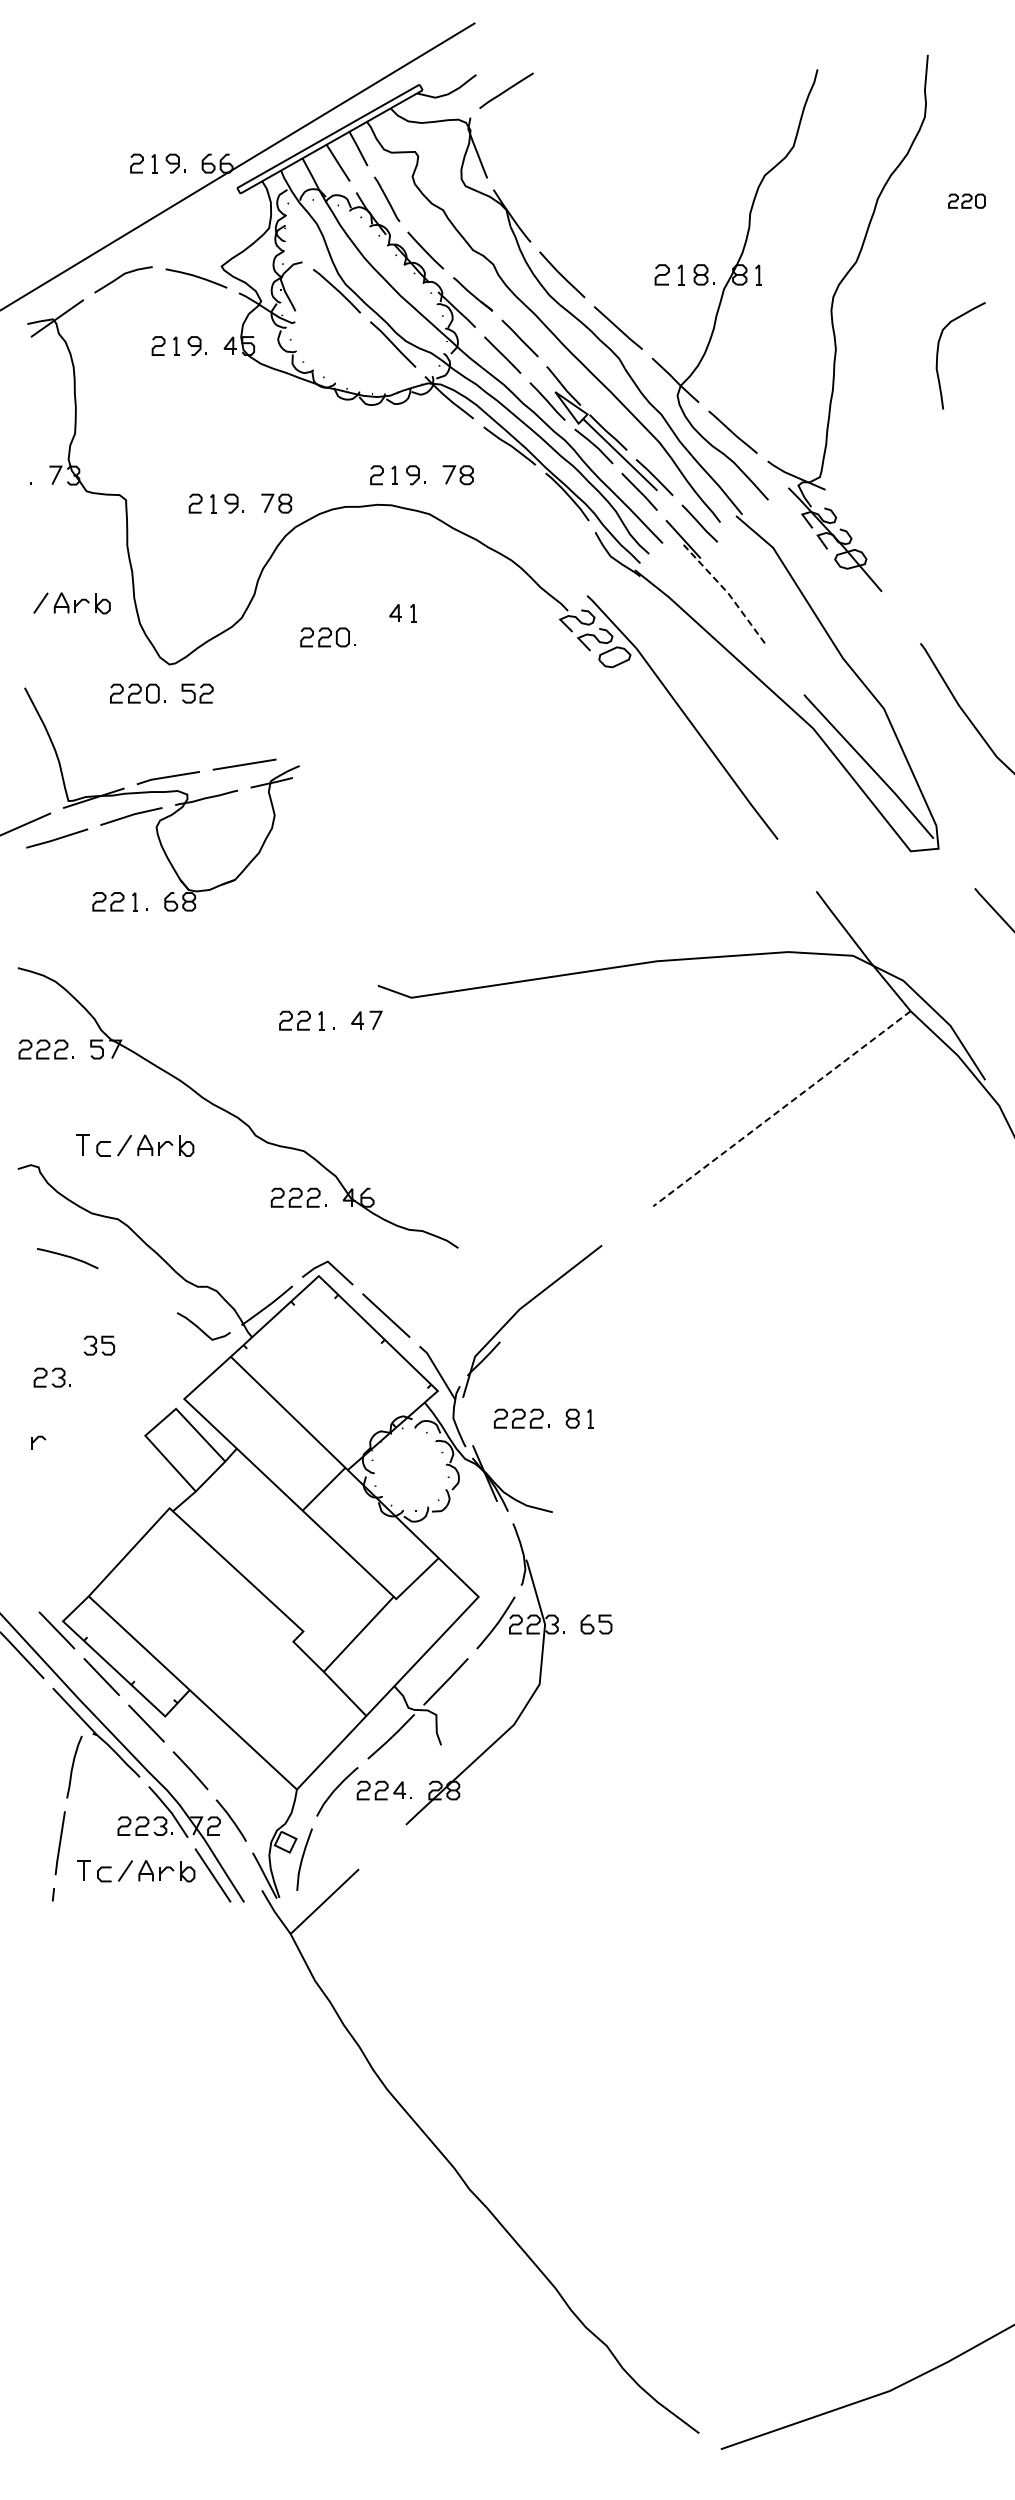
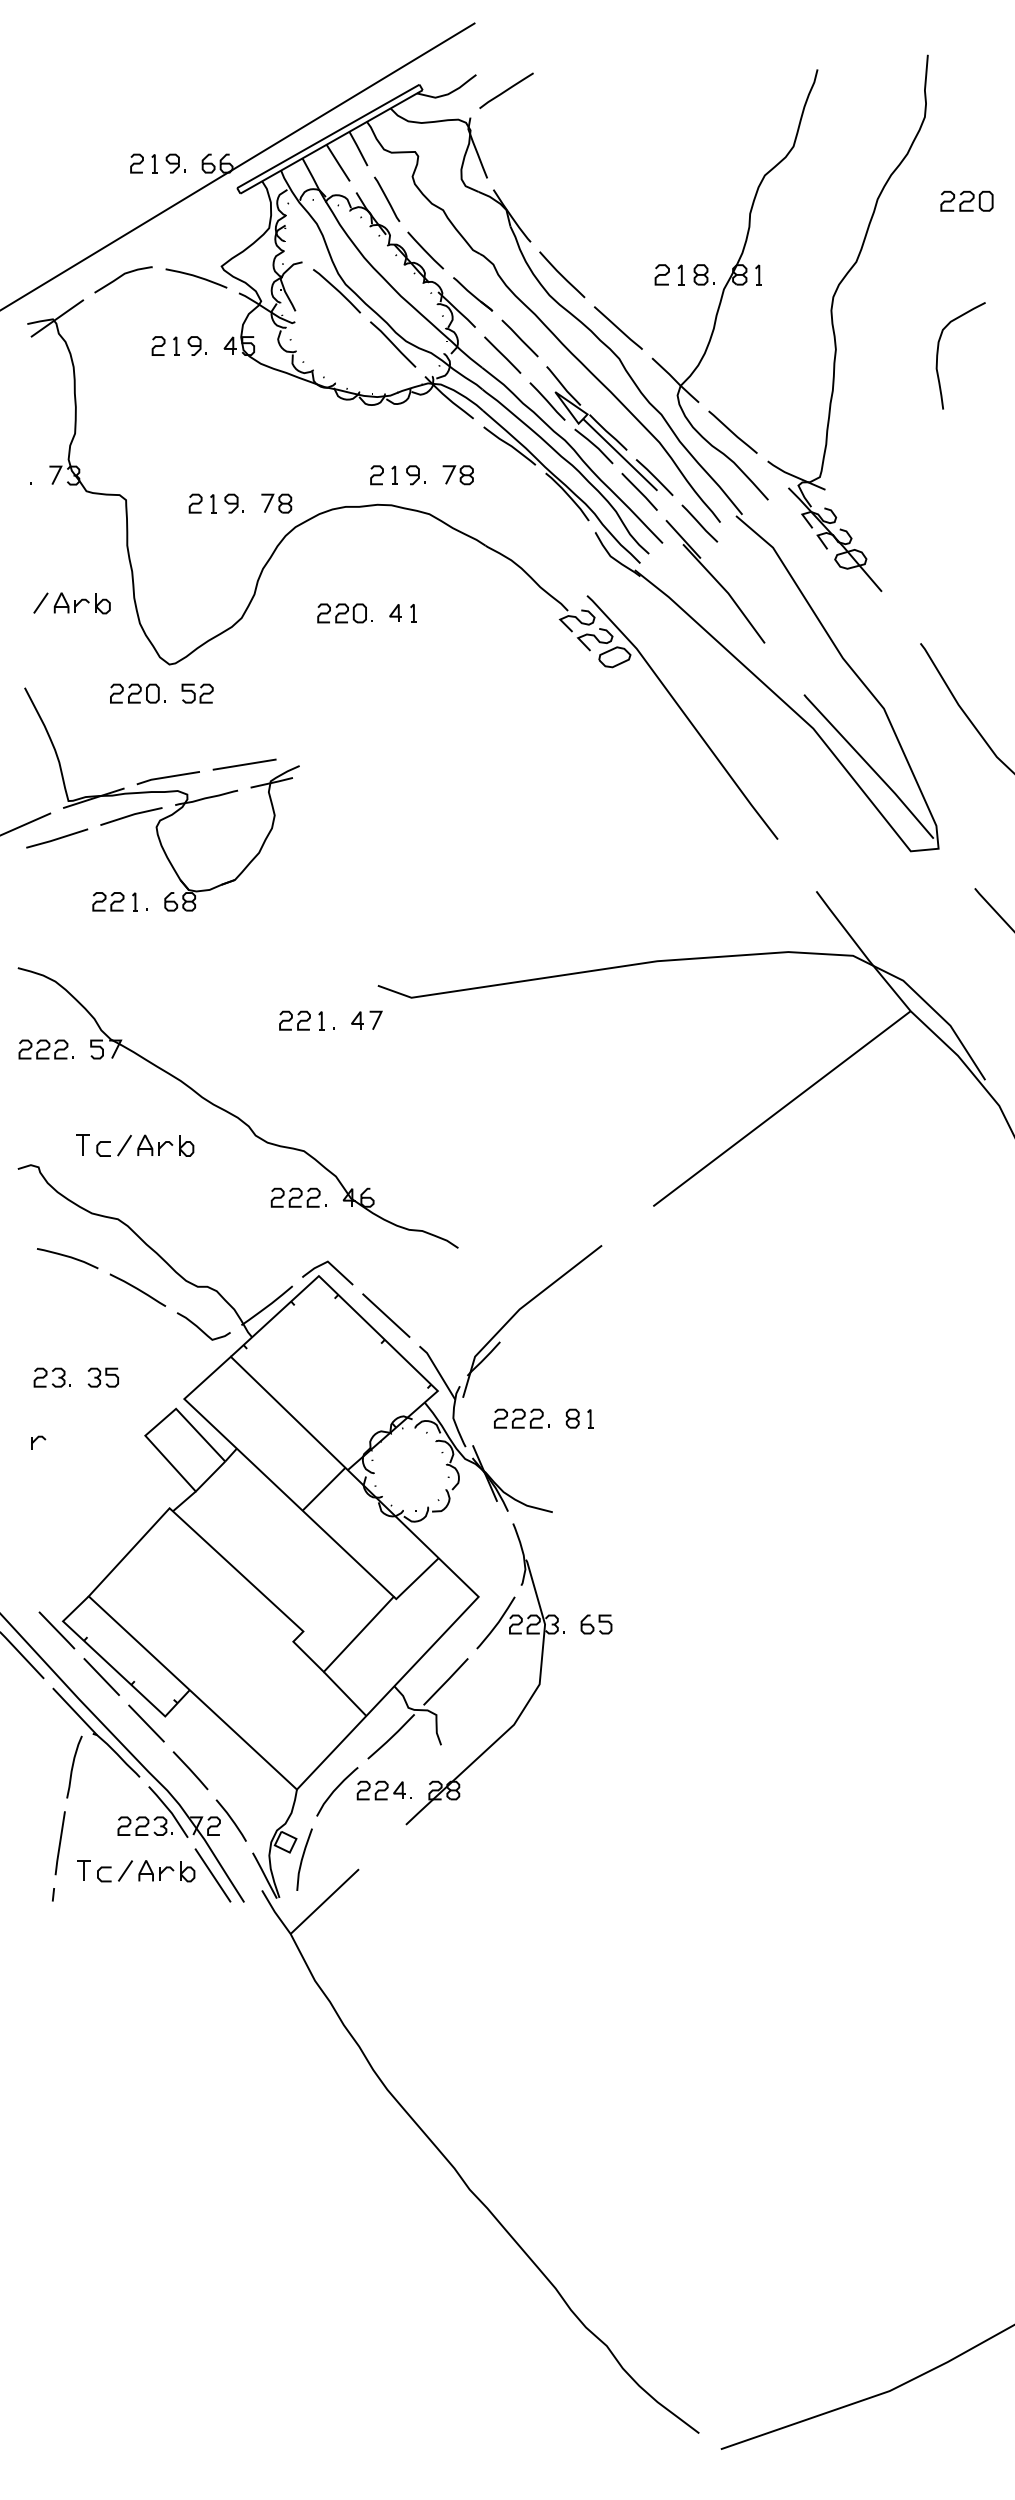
part size: 38x16 px -> 54x22 px (966, 200)
line: dashed -> solid (726, 591)
part position: (327, 637) -> (344, 613) (344, 613)
line: dashed -> solid (782, 1108)
curve: none -> present (137, 1289)
part position: (98, 1345) -> (102, 1377) (102, 1377)
